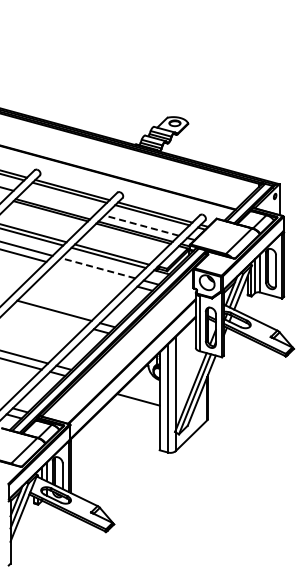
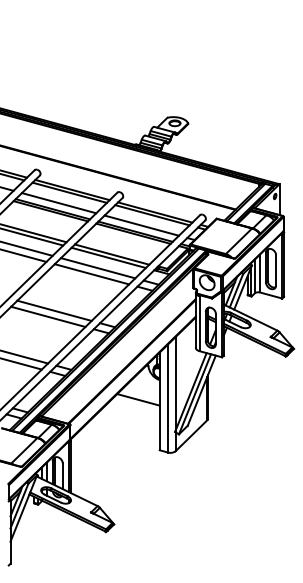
line: none -> present (58, 203)
line: dashed -> solid (141, 225)
line: dashed -> solid (98, 268)
line: none -> present (91, 274)
line: none -> present (48, 316)
